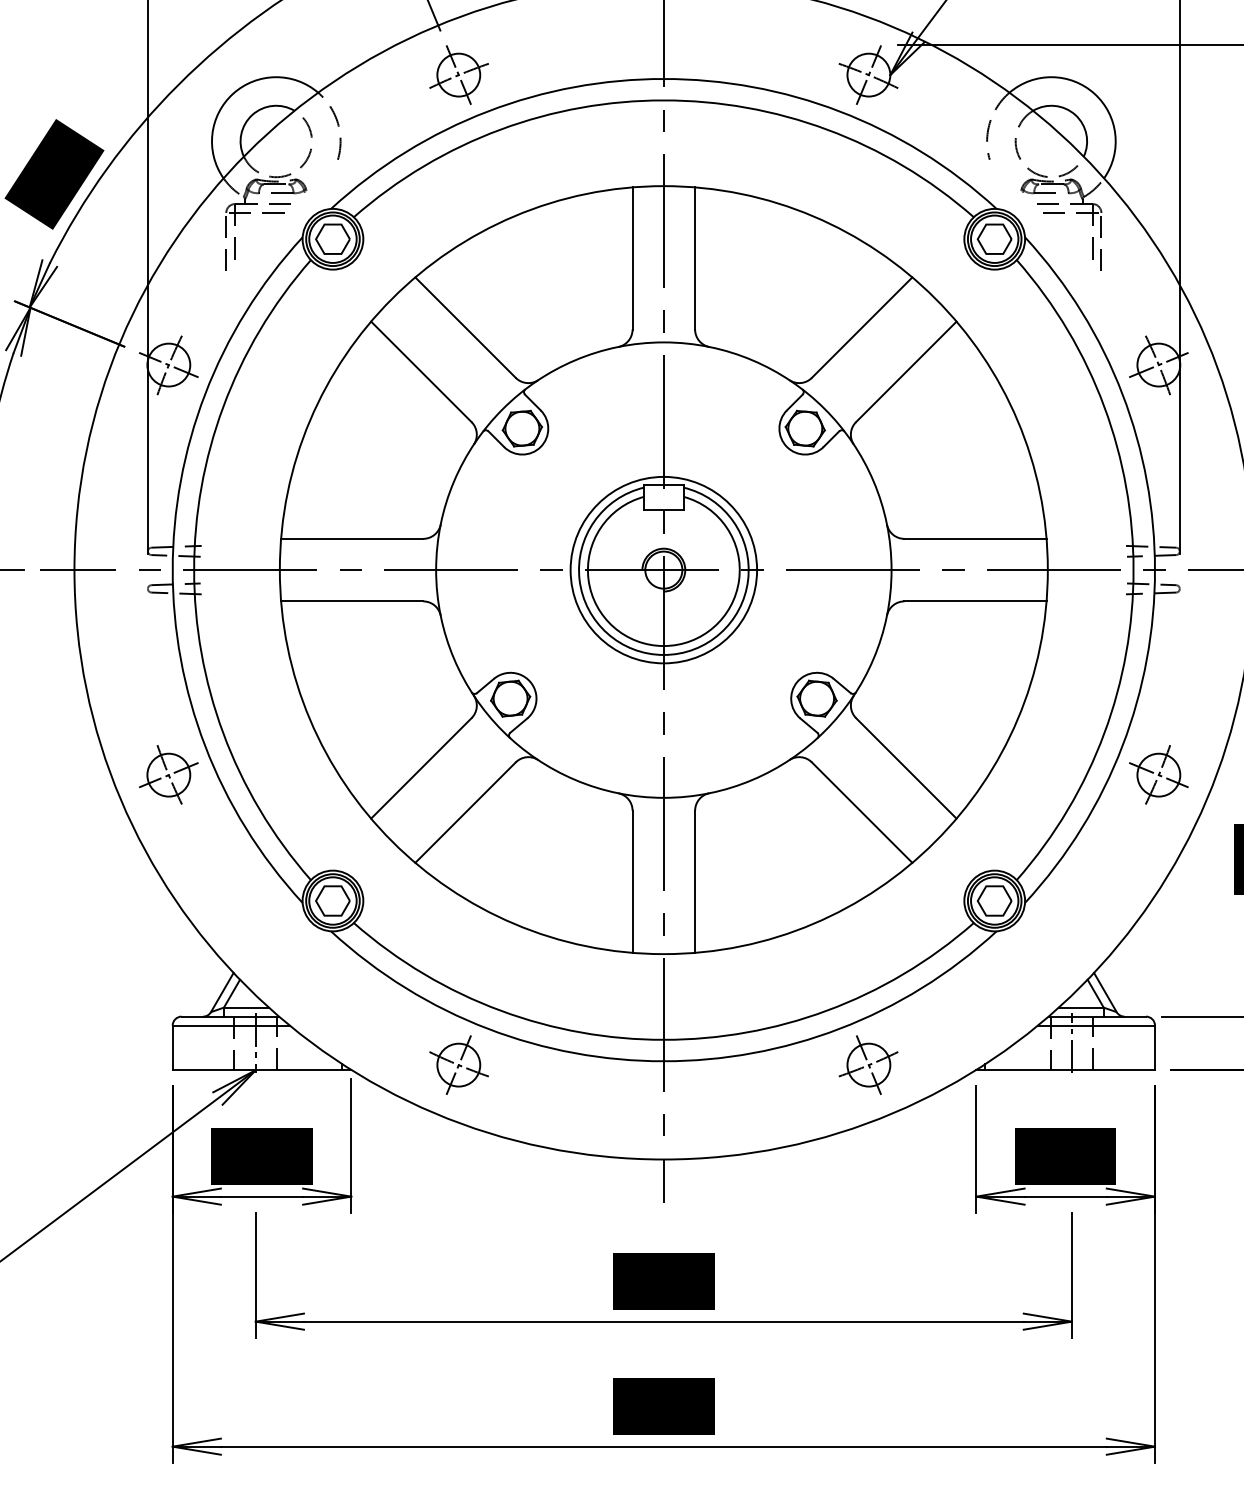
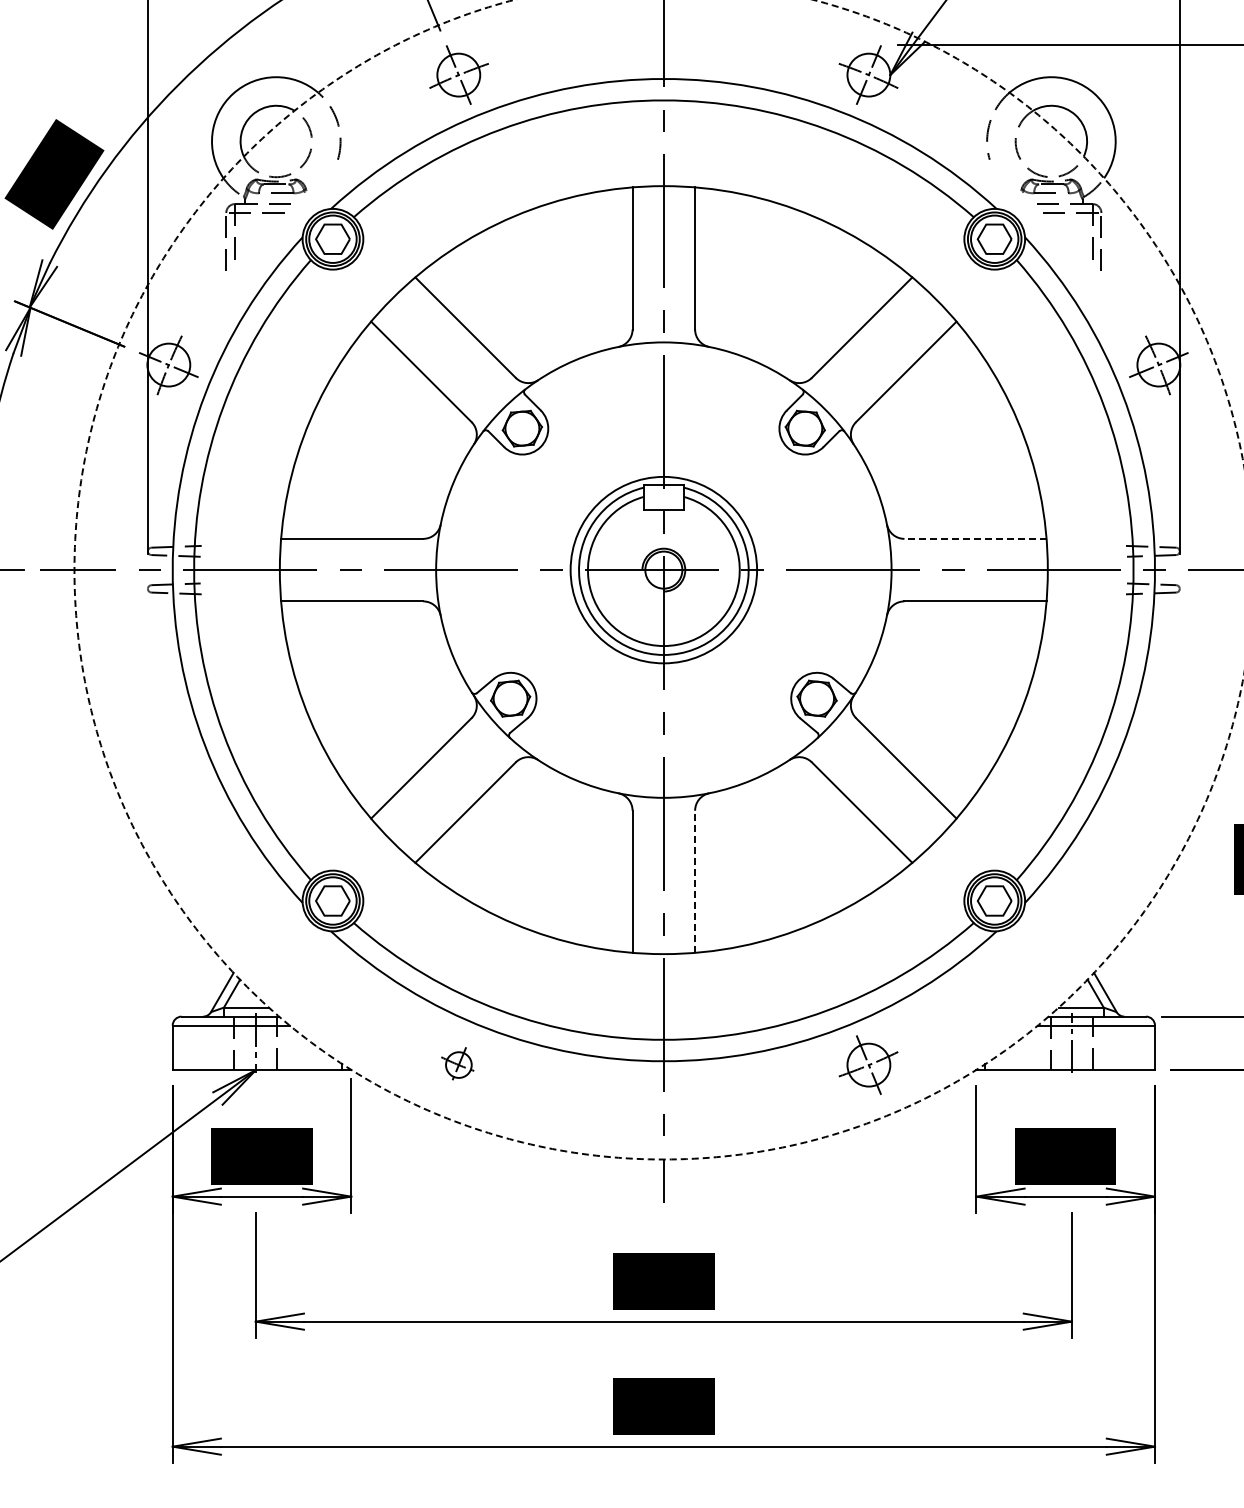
line: solid -> dashed (975, 538)
circle: solid -> dashed (658, 579)
part: present -> none (168, 774)
part: present -> none (1158, 774)
line: solid -> dashed (695, 881)
part size: 60x60 px -> 34x34 px (457, 1063)
